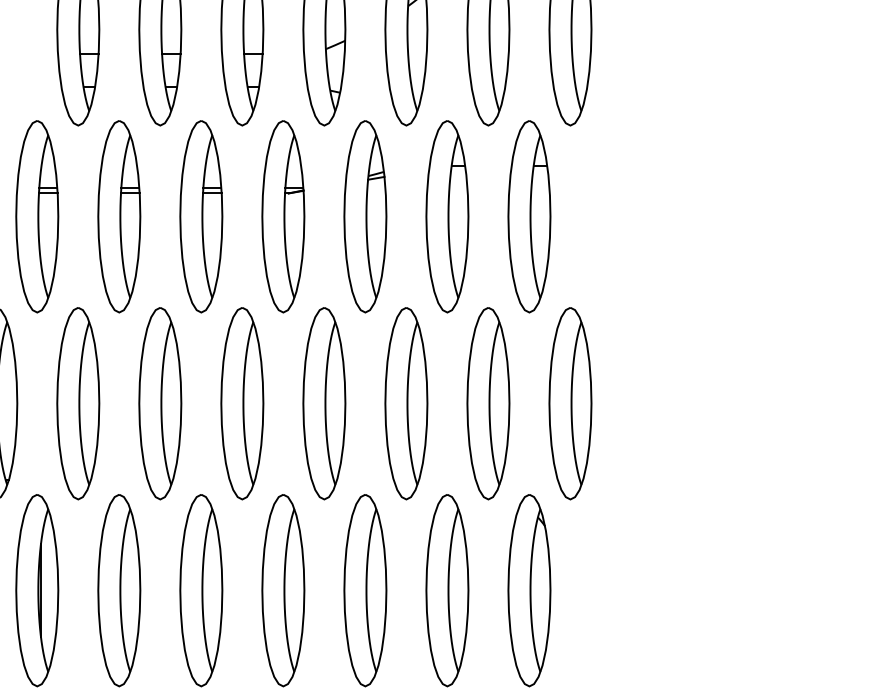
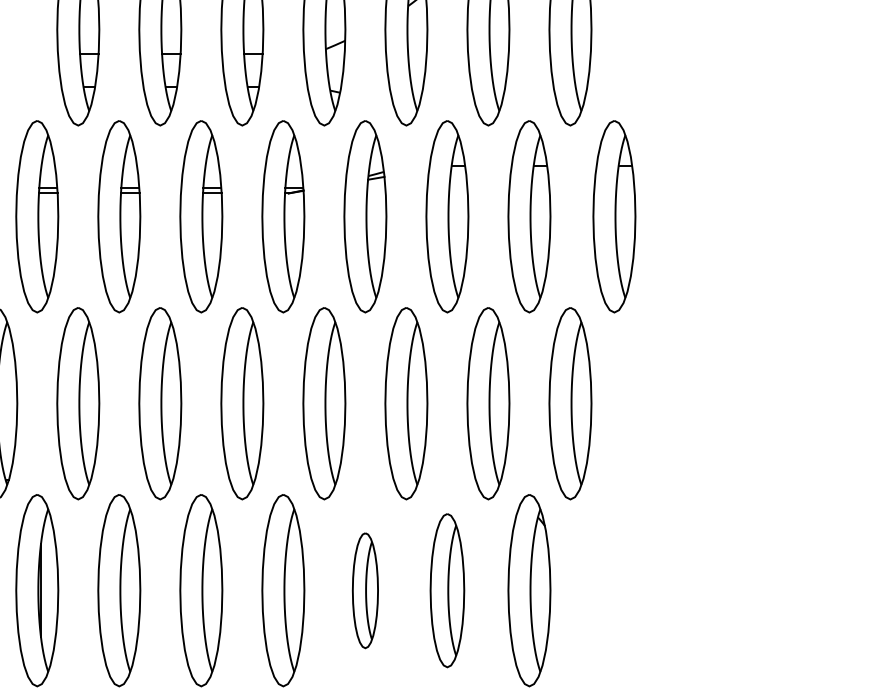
part: none -> present (614, 216)
part size: 45x194 px -> 28x118 px (364, 590)
part size: 45x194 px -> 37x156 px (447, 590)
